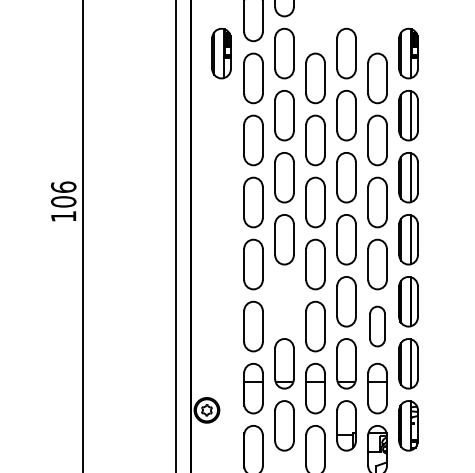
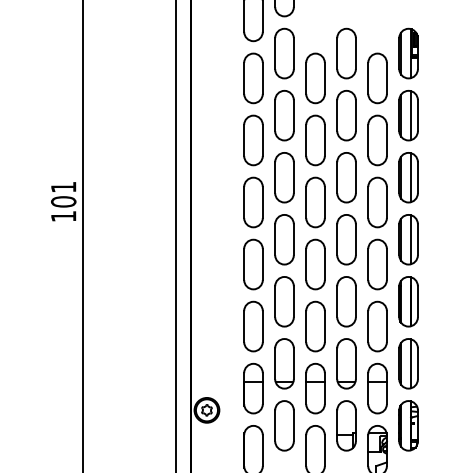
part: present -> none (221, 53)
text: 106 -> 101 (63, 186)
part: none -> present (284, 301)
part size: 17x43 px -> 21x53 px (377, 326)
